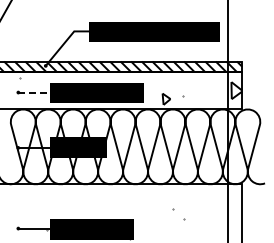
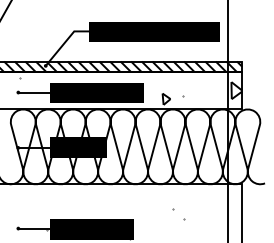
line: dashed -> solid (34, 92)
